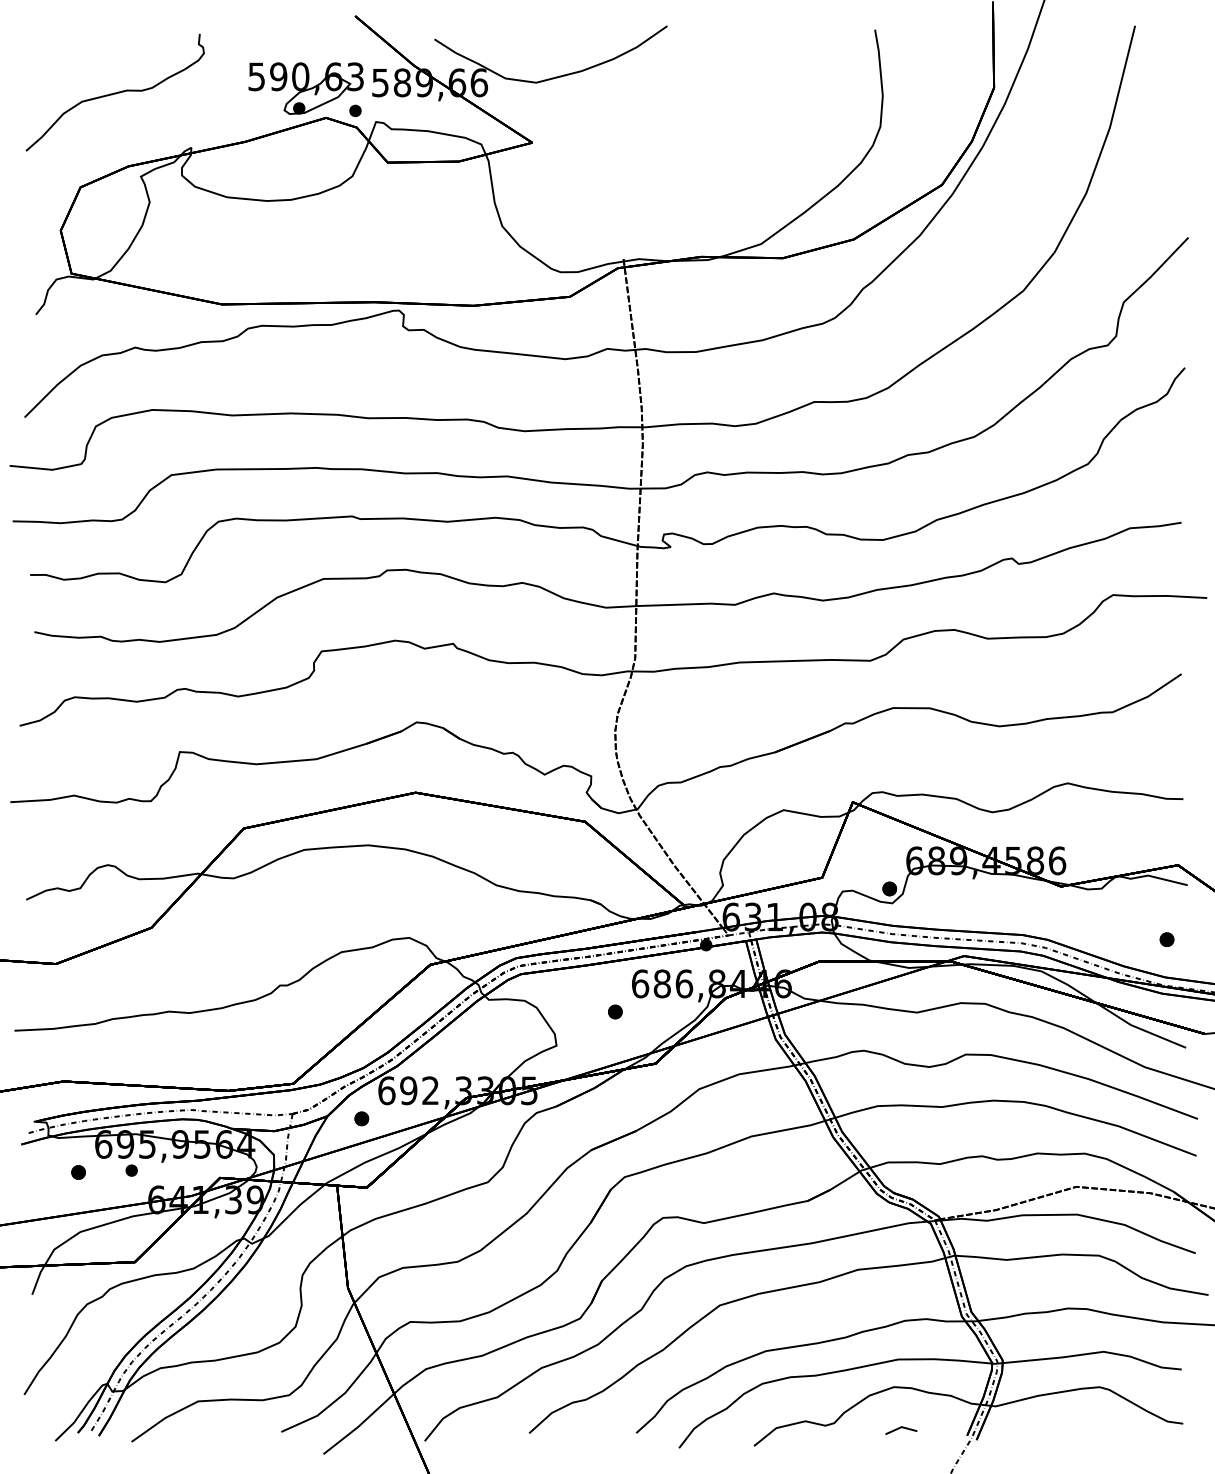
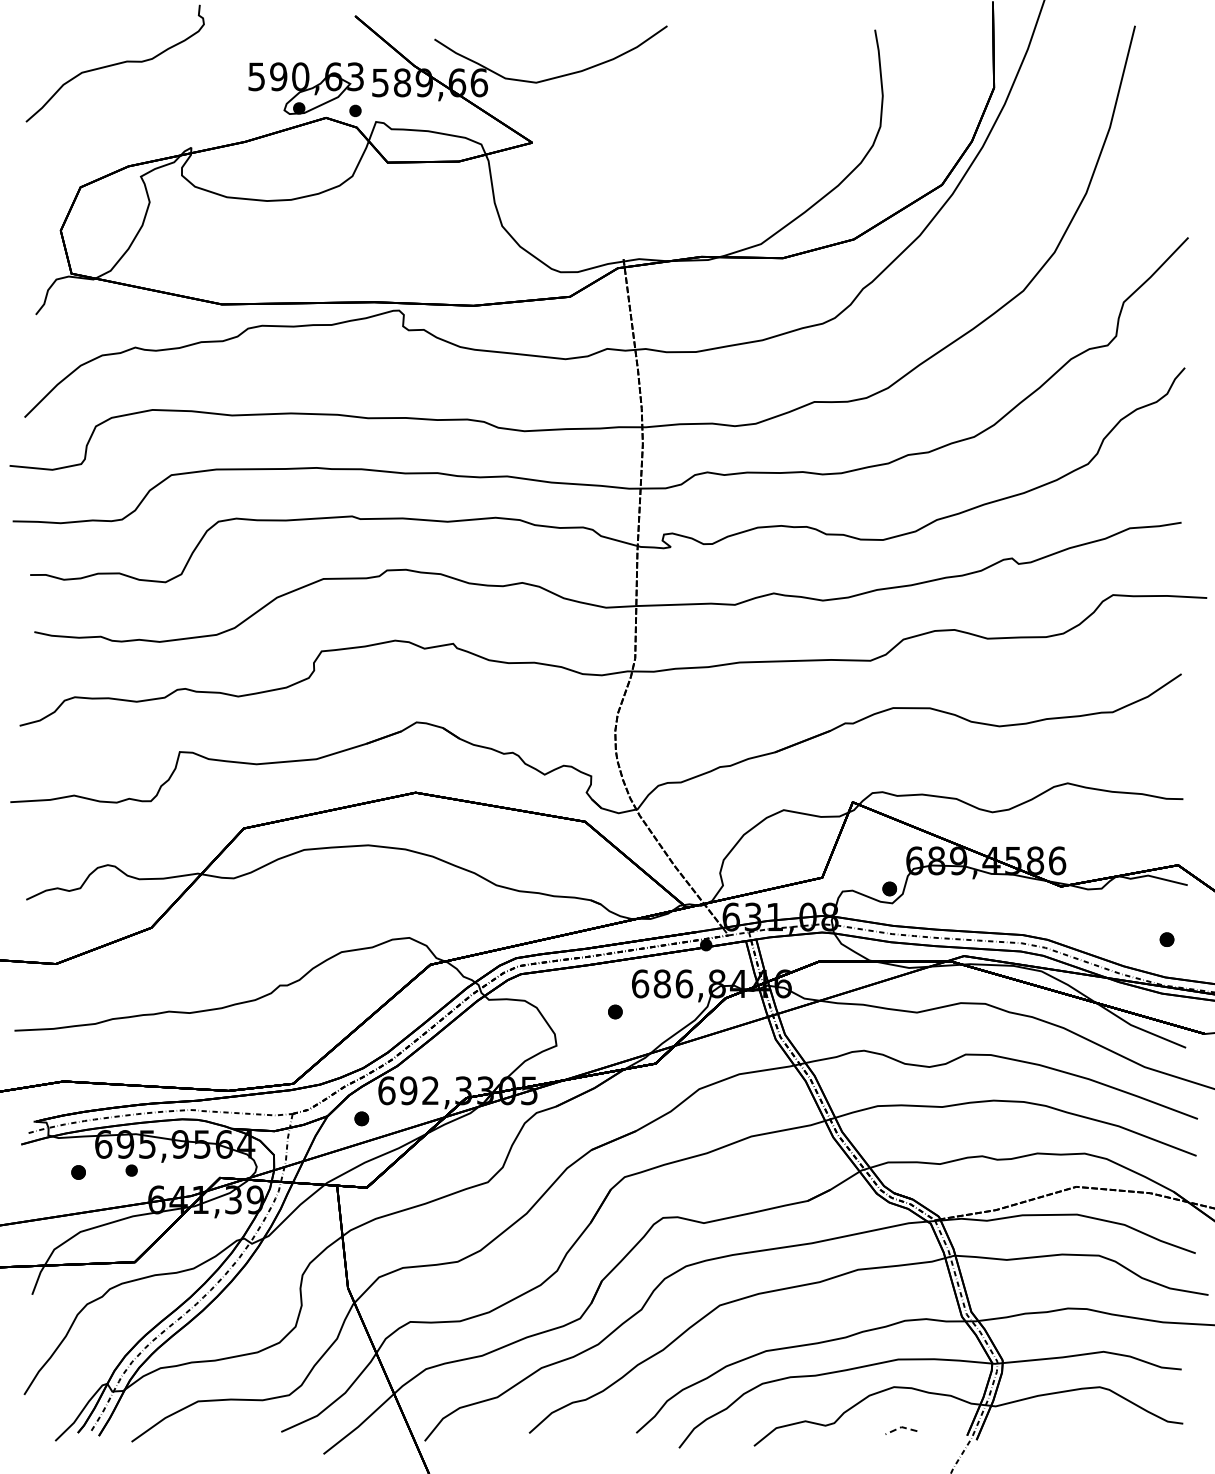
curve position: (114, 92) -> (114, 63) (114, 63)
line: solid -> dashed (901, 1427)
